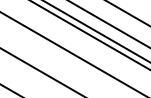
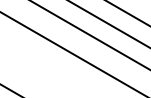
line: present -> none (96, 31)
line: present -> none (41, 71)
